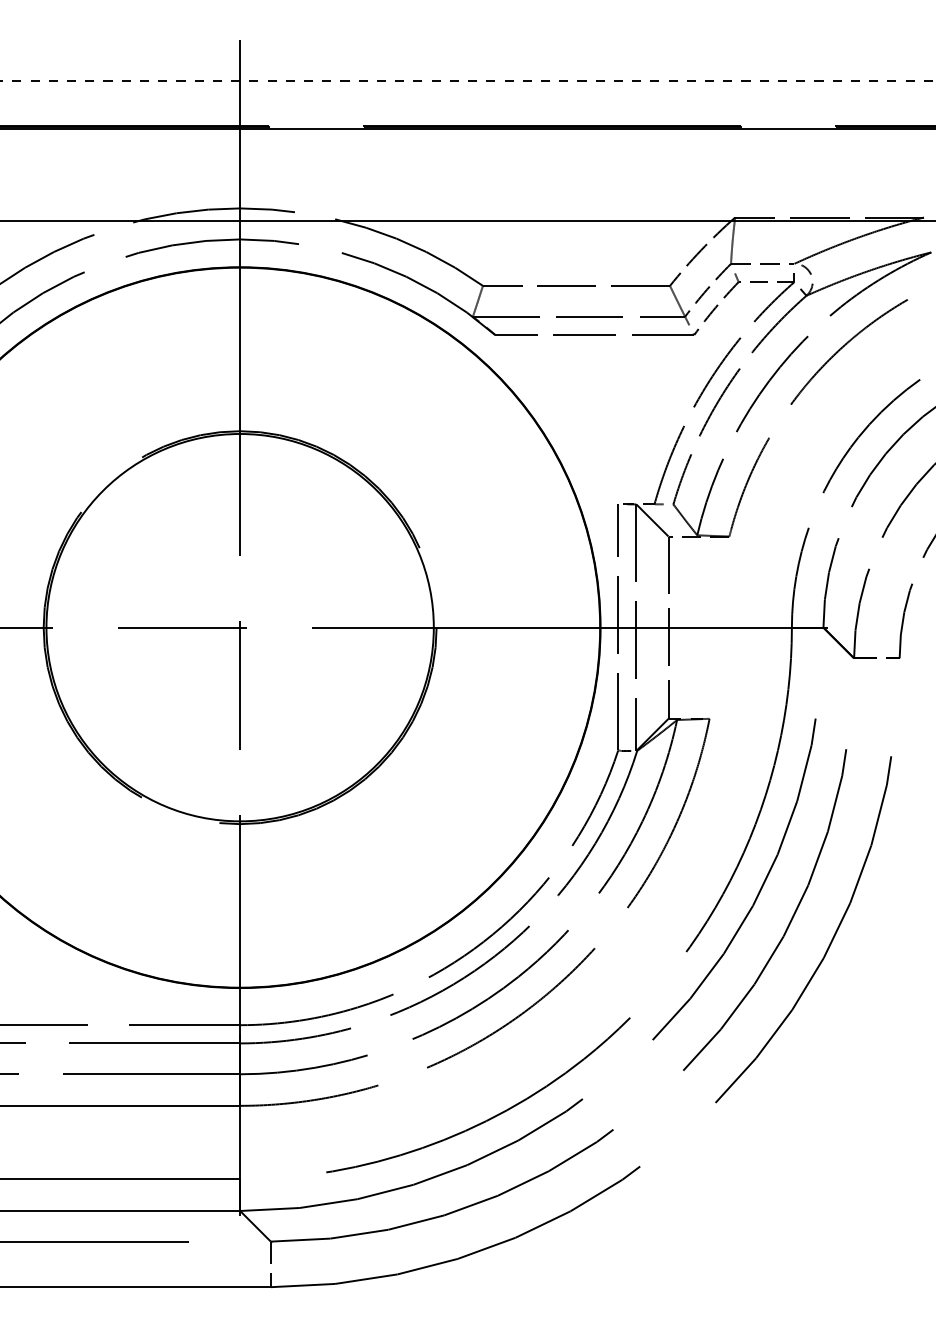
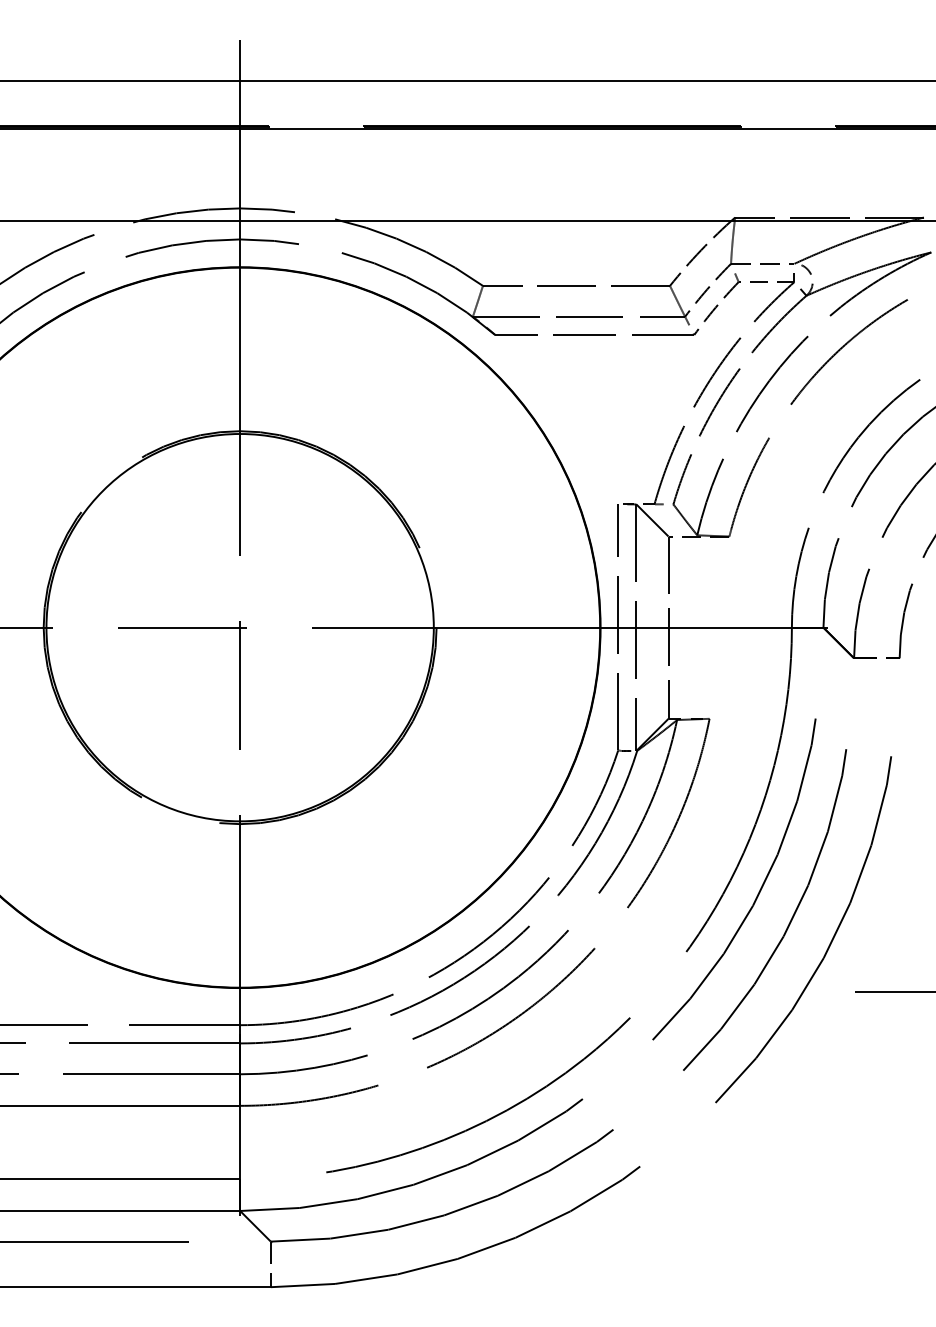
line: dashed -> solid (468, 80)
line: none -> present (893, 992)
